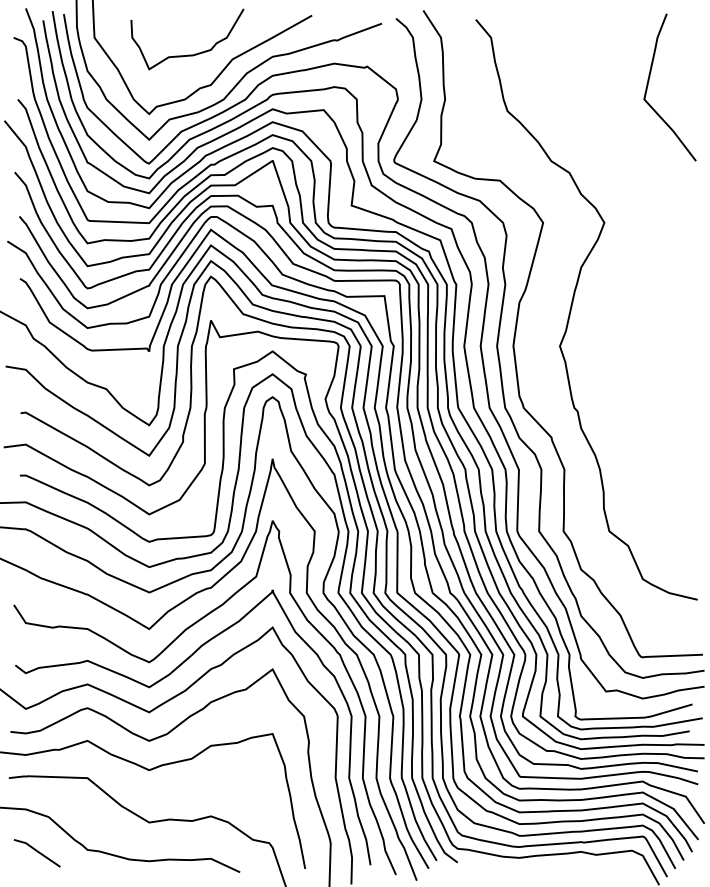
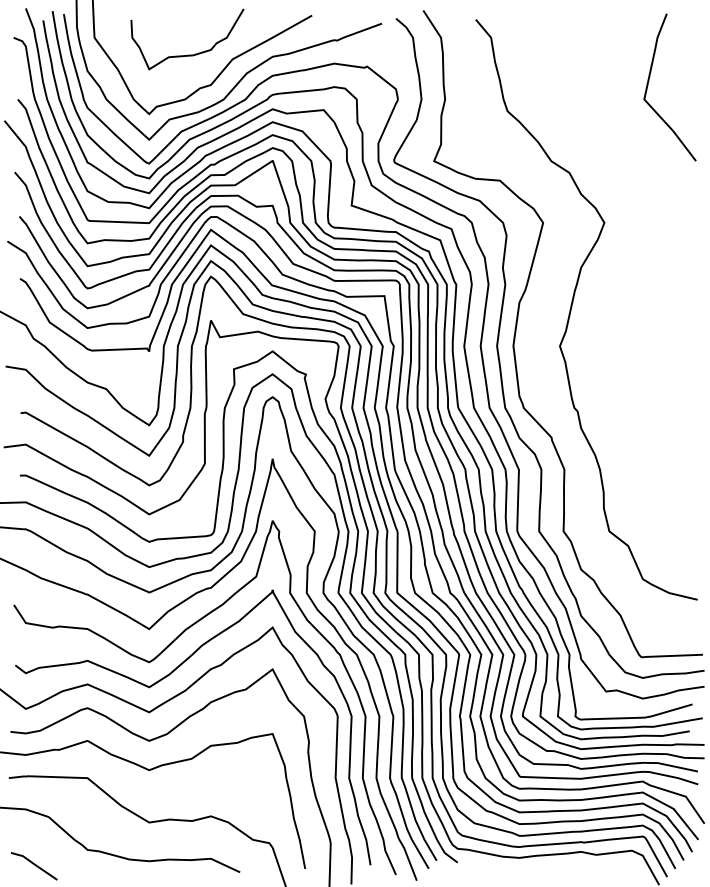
line position: (37, 852) -> (34, 865) (34, 865)
